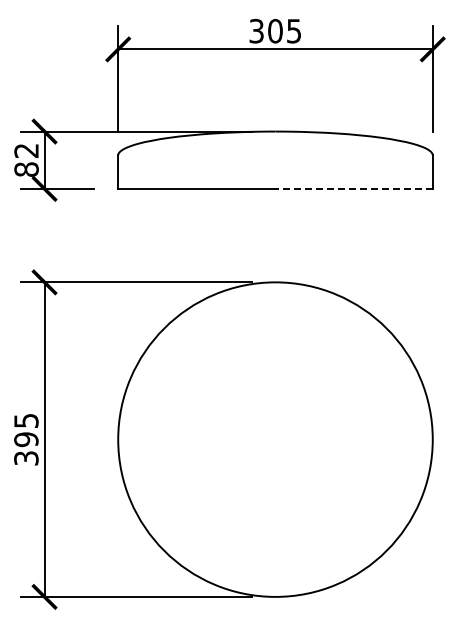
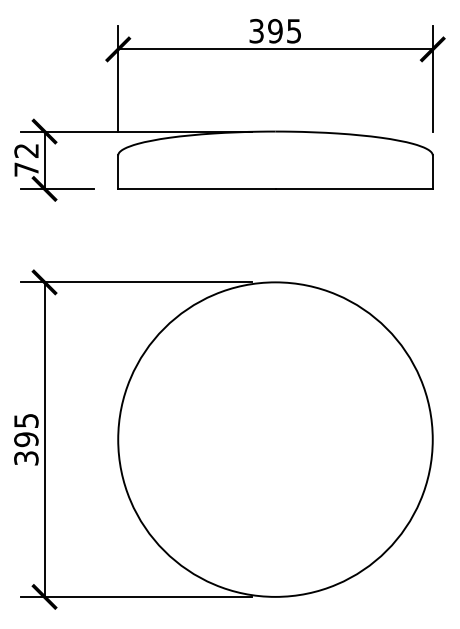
text: 305 -> 395 (275, 31)
text: 82 -> 72 (26, 169)
line: dashed -> solid (354, 188)
